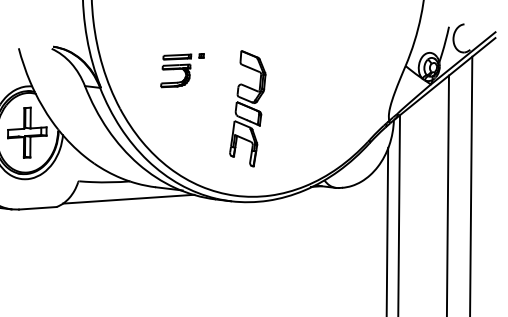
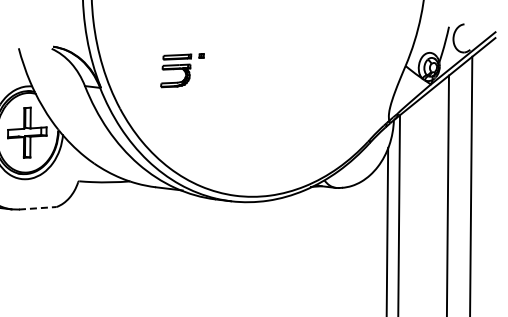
part: present -> none (247, 108)
line: present -> none (128, 198)
line: solid -> dashed (37, 208)
